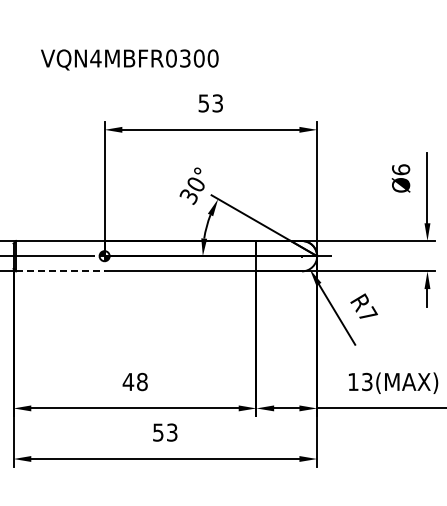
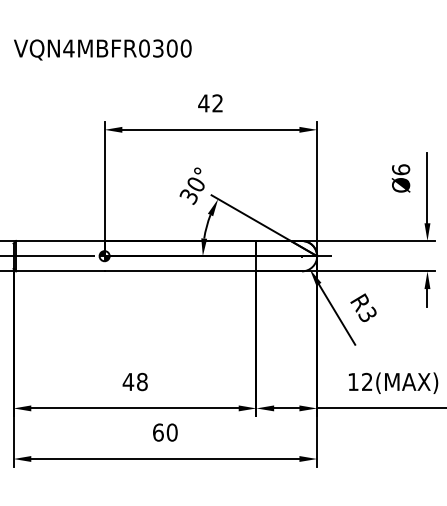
text position: (129, 59) -> (102, 49) (102, 49)
text: 53 -> 42 (210, 103)
line: dashed -> solid (60, 271)
text: R7 -> R3 (367, 314)
text: 13(MAX) -> 12(MAX) (367, 382)
text: 53 -> 60 (165, 432)
